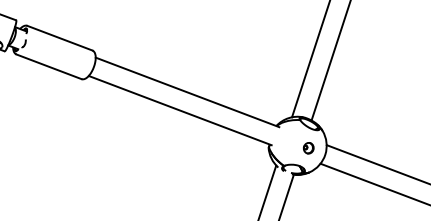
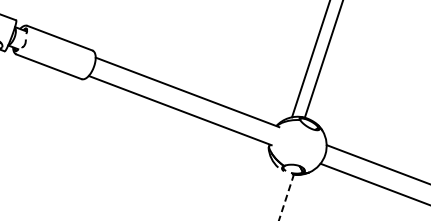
line position: (330, 61) -> (323, 60) (323, 60)
part: present -> none (308, 148)
line: present -> none (267, 191)
line: solid -> dashed (286, 197)
